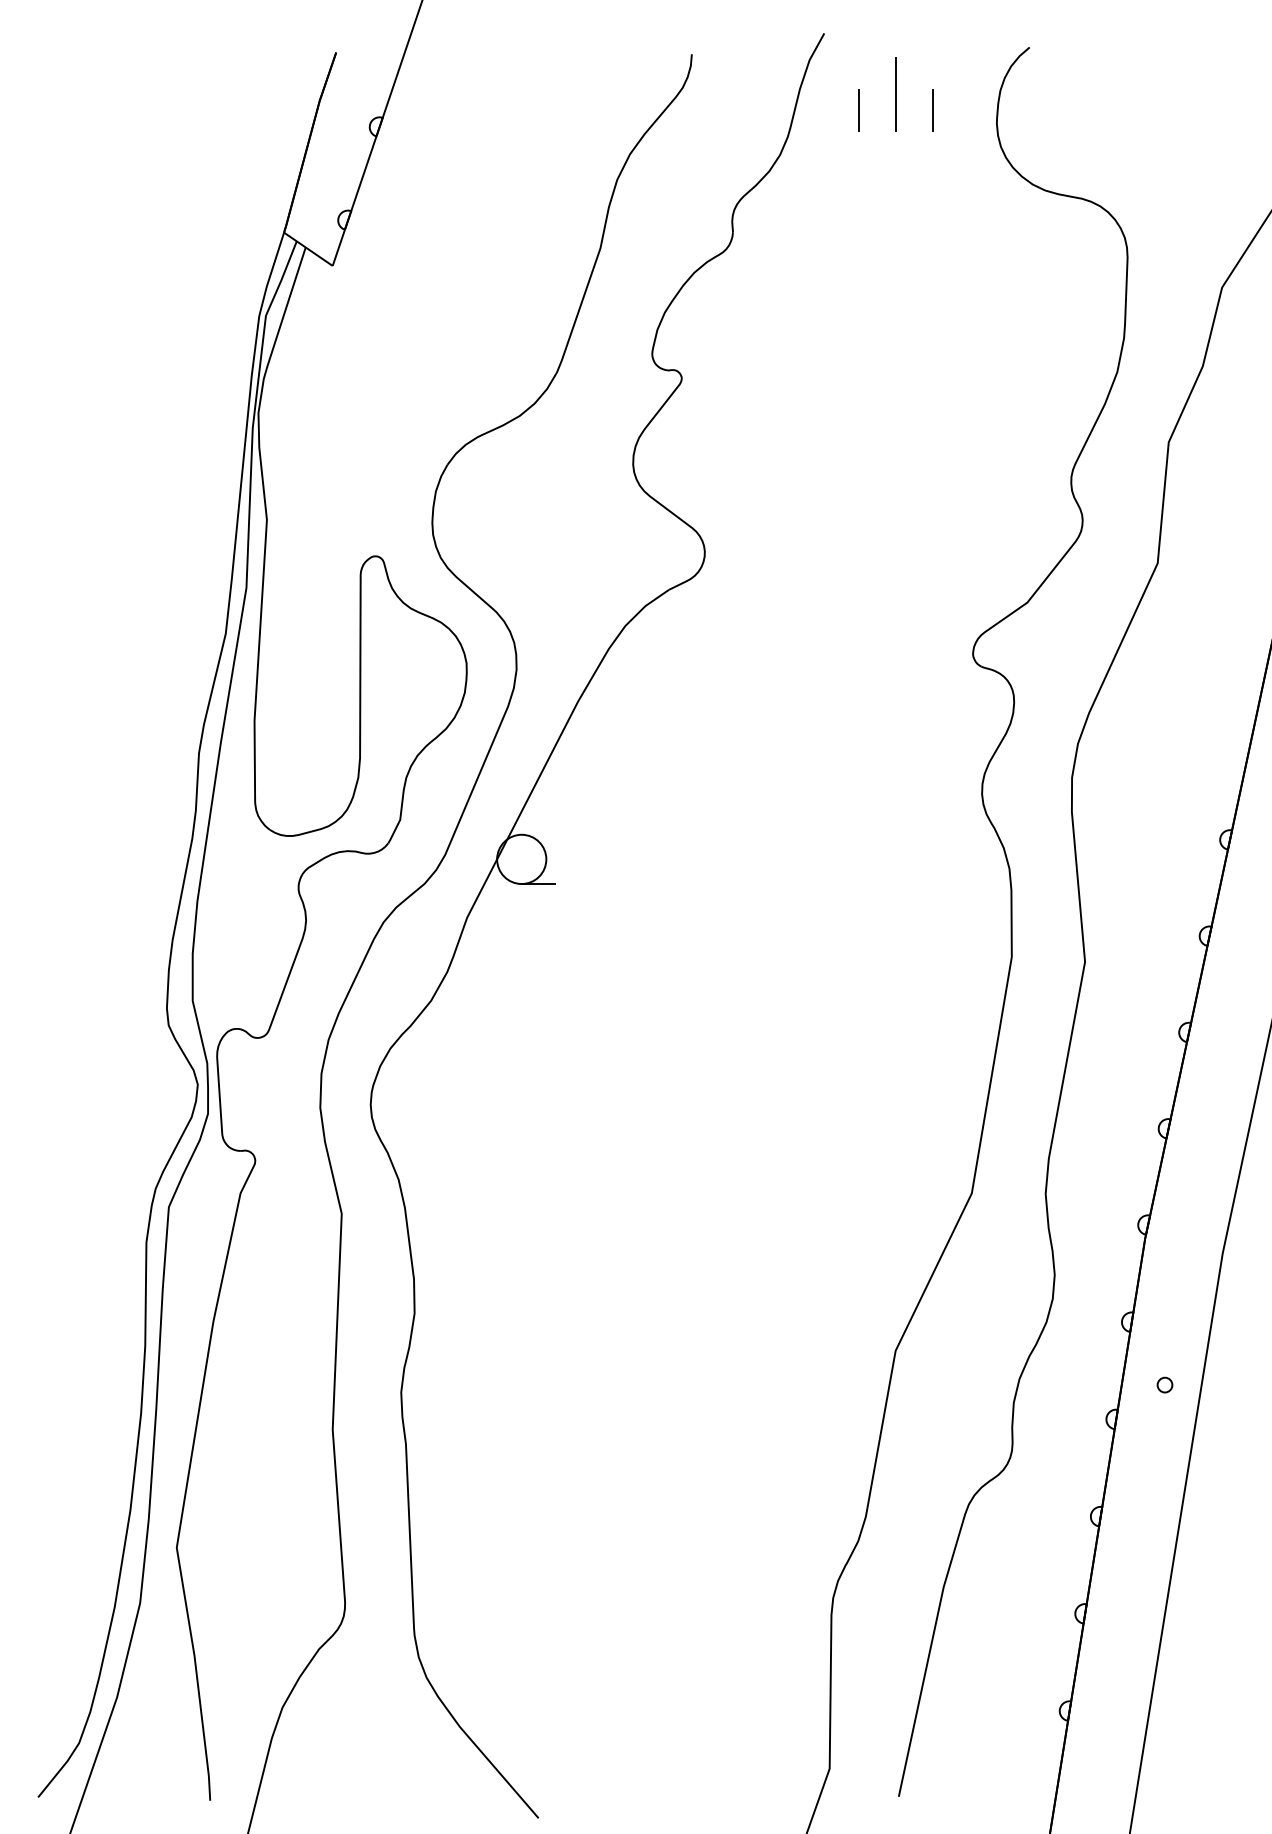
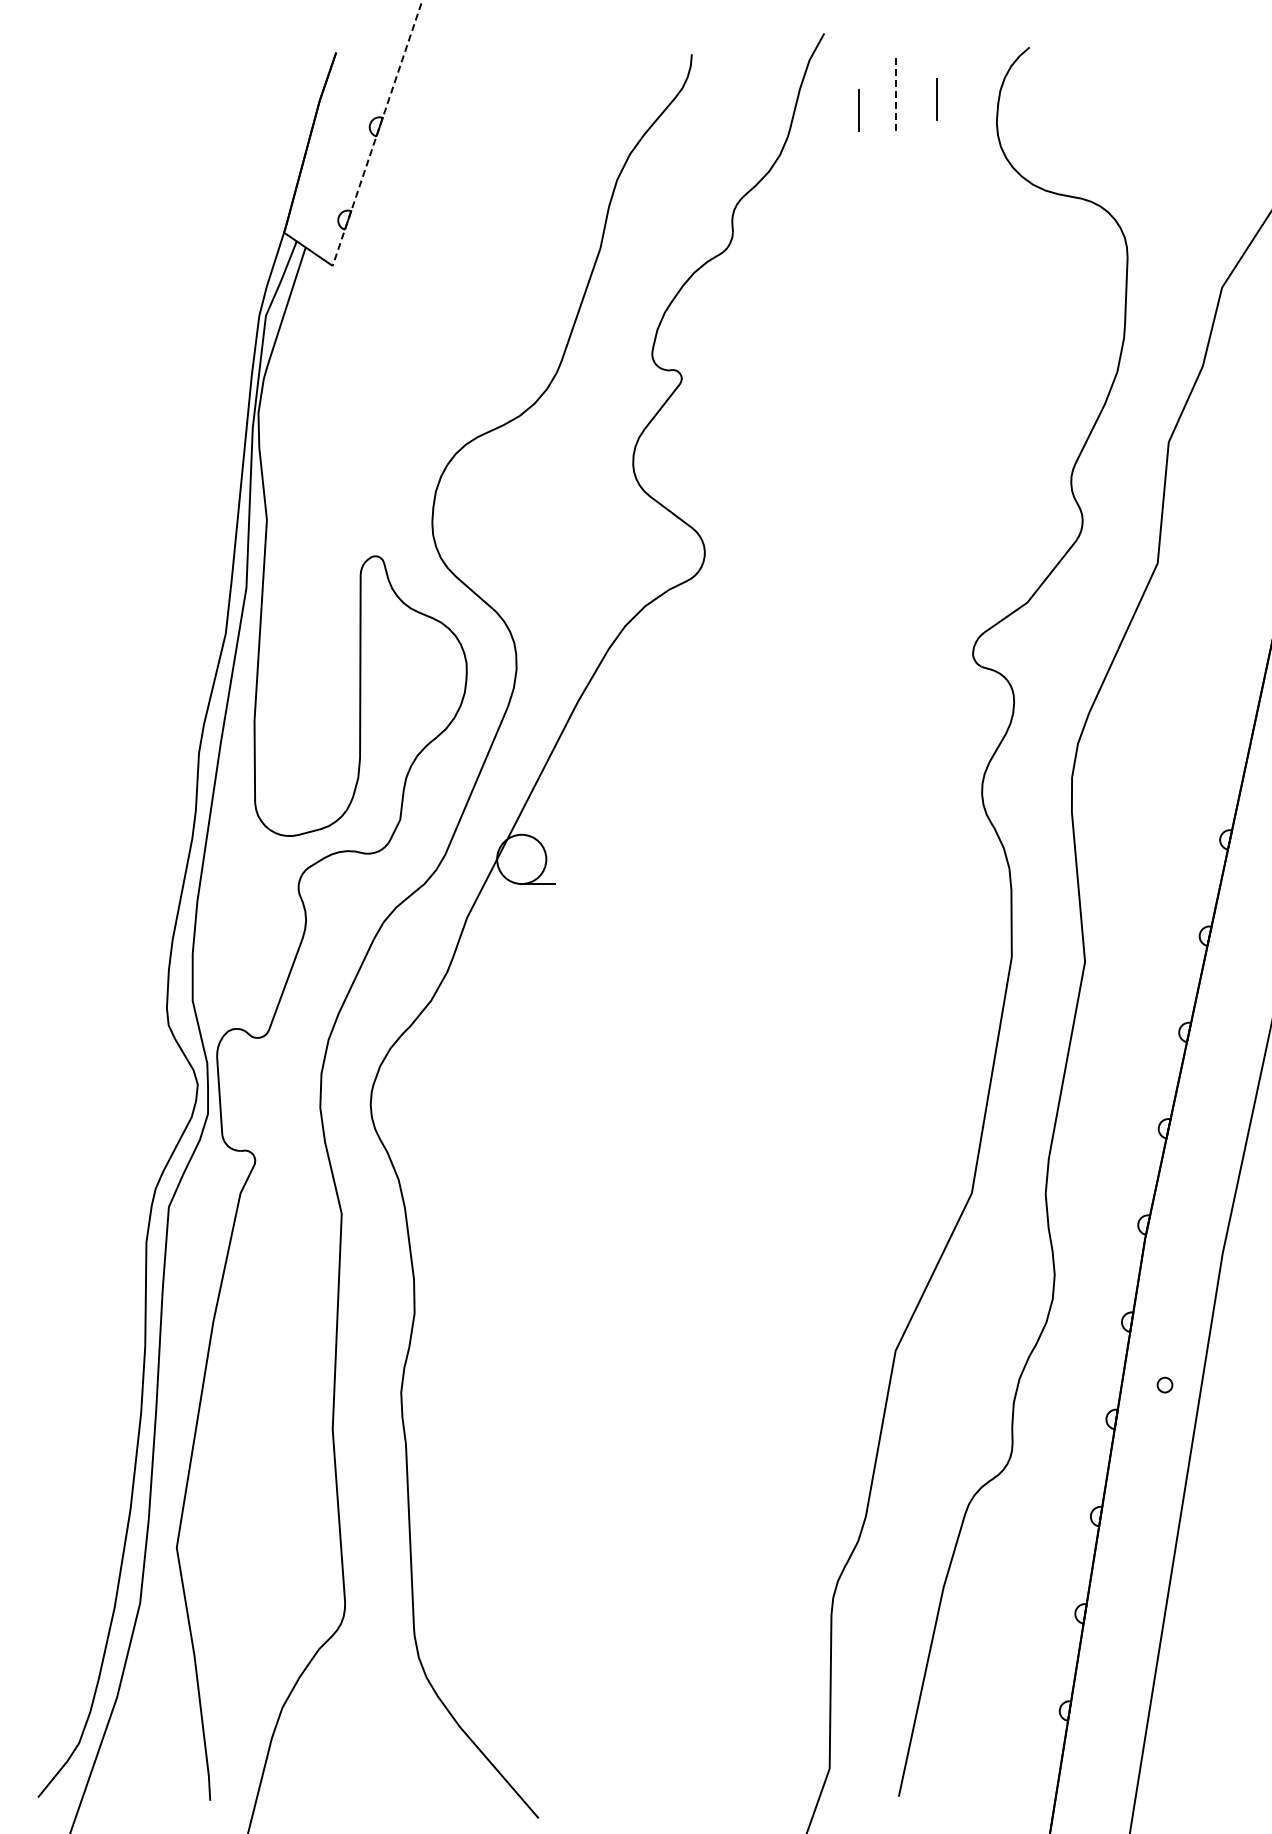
line: solid -> dashed (896, 94)
line position: (932, 110) -> (936, 99) (936, 99)
line: solid -> dashed (377, 133)
